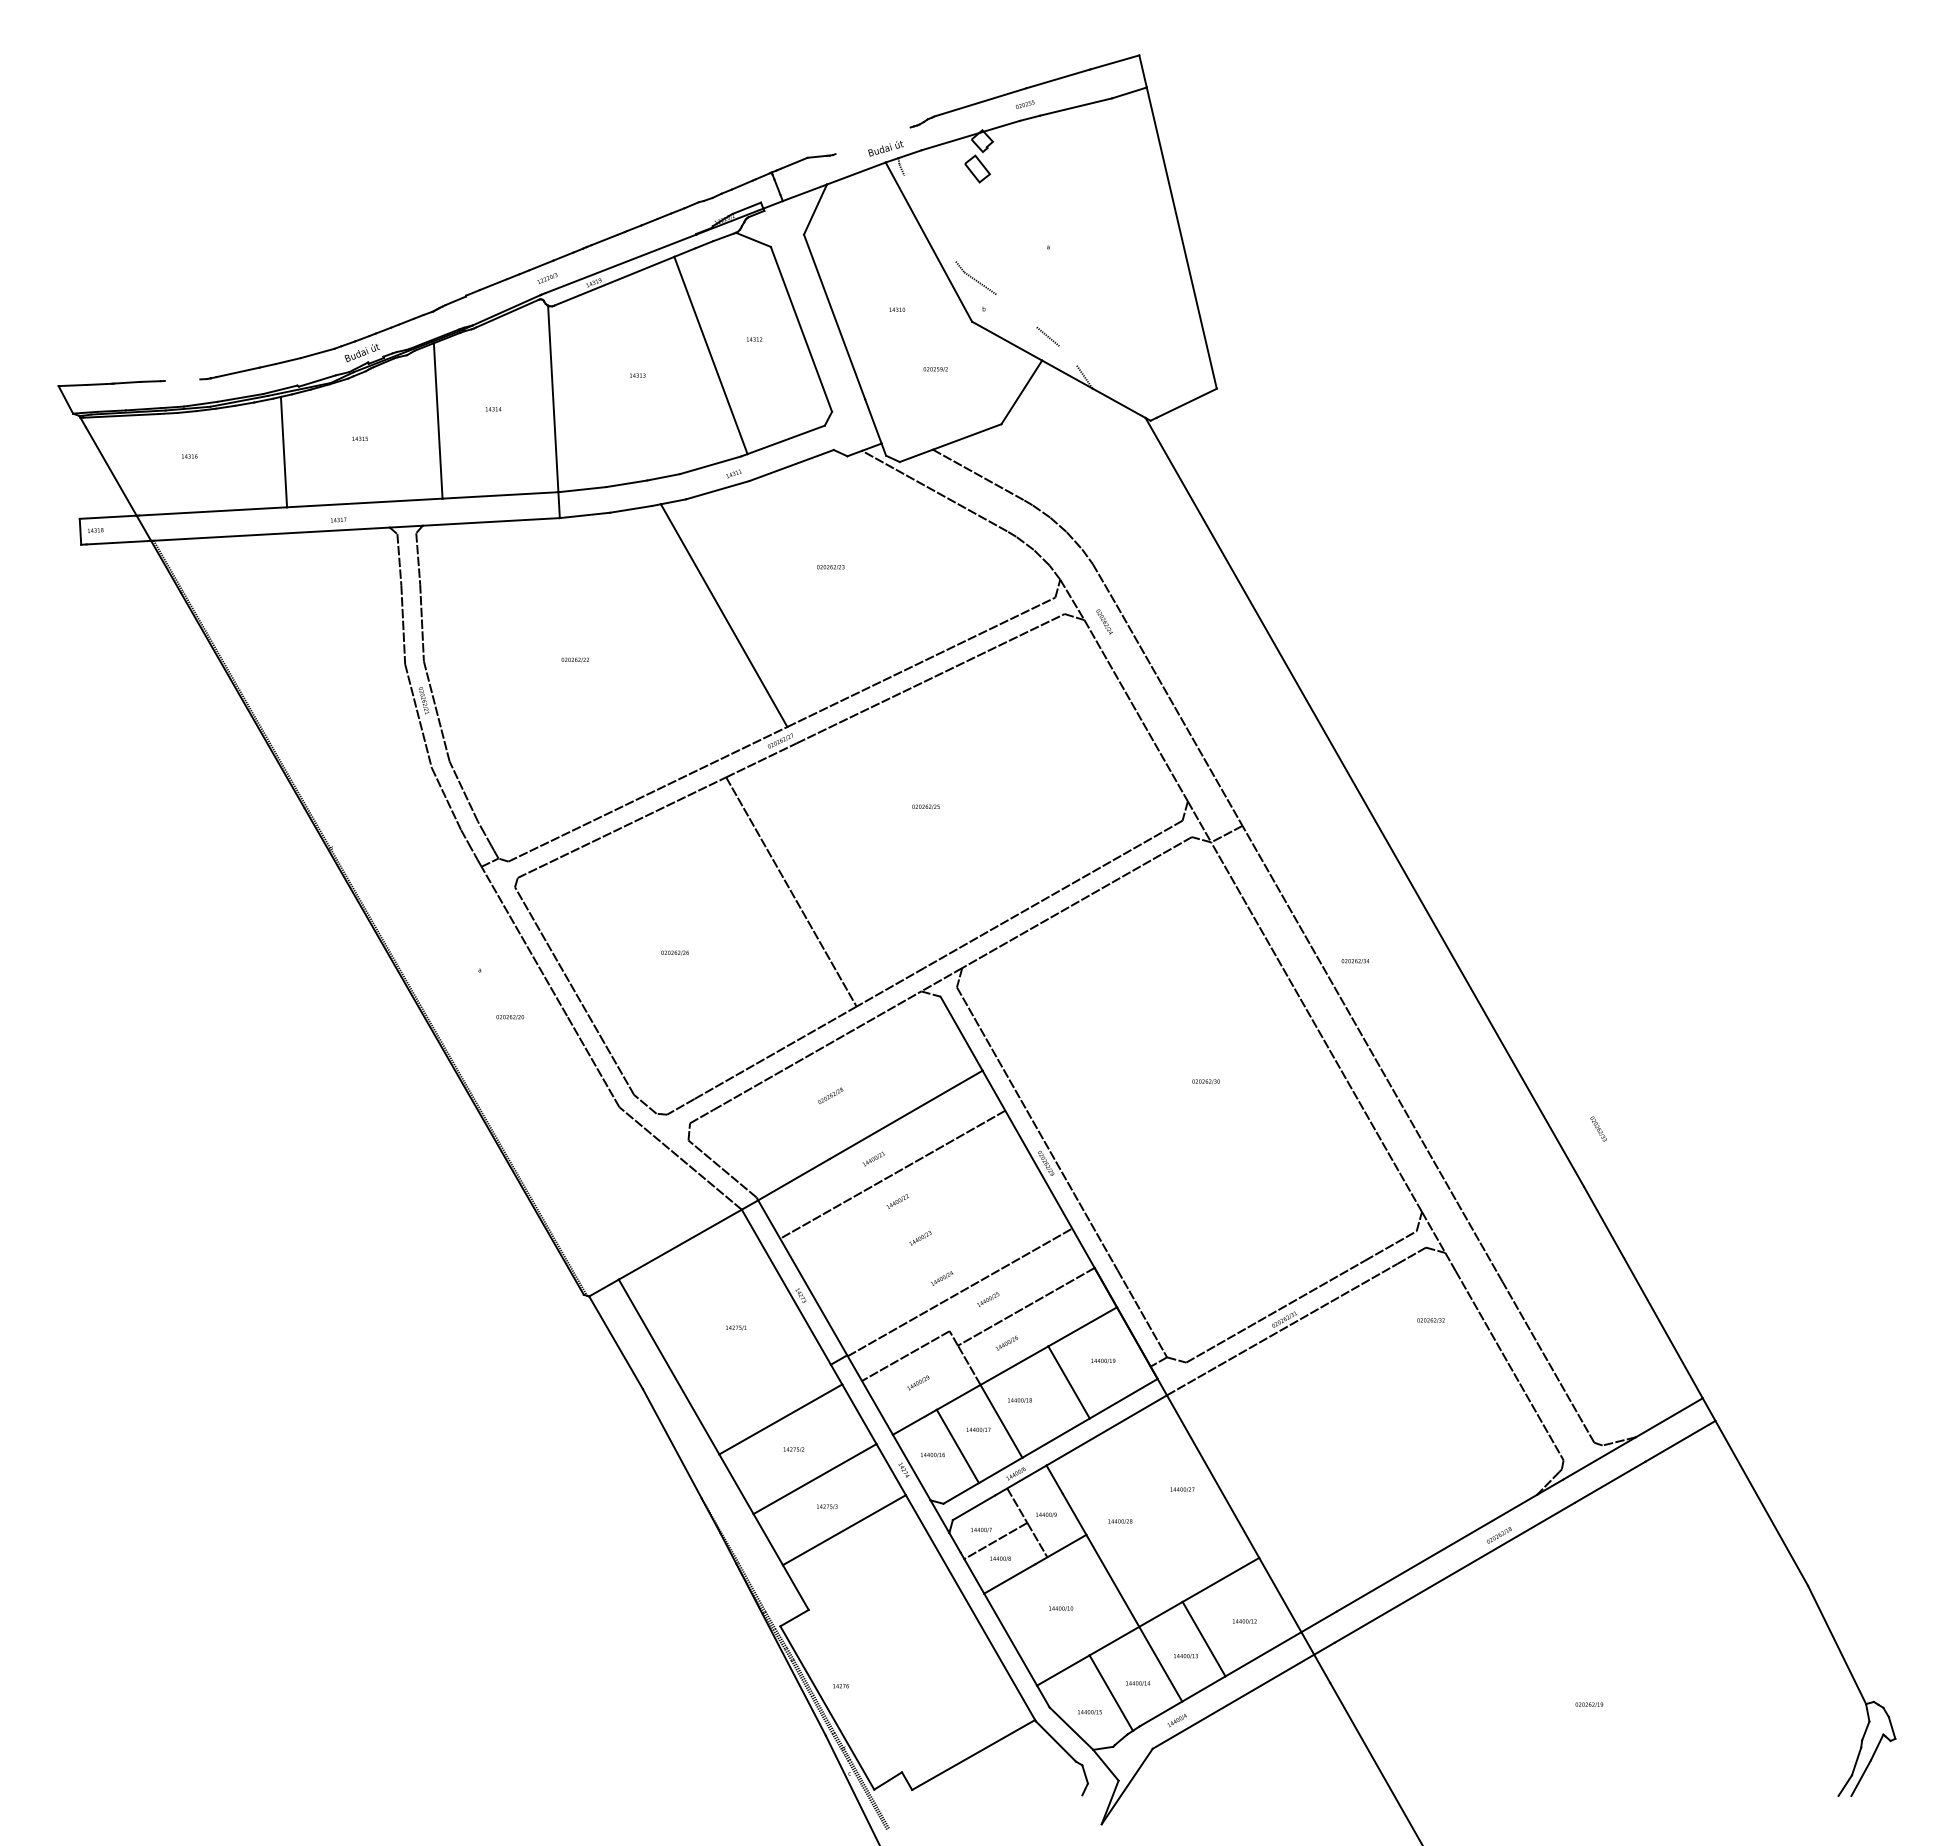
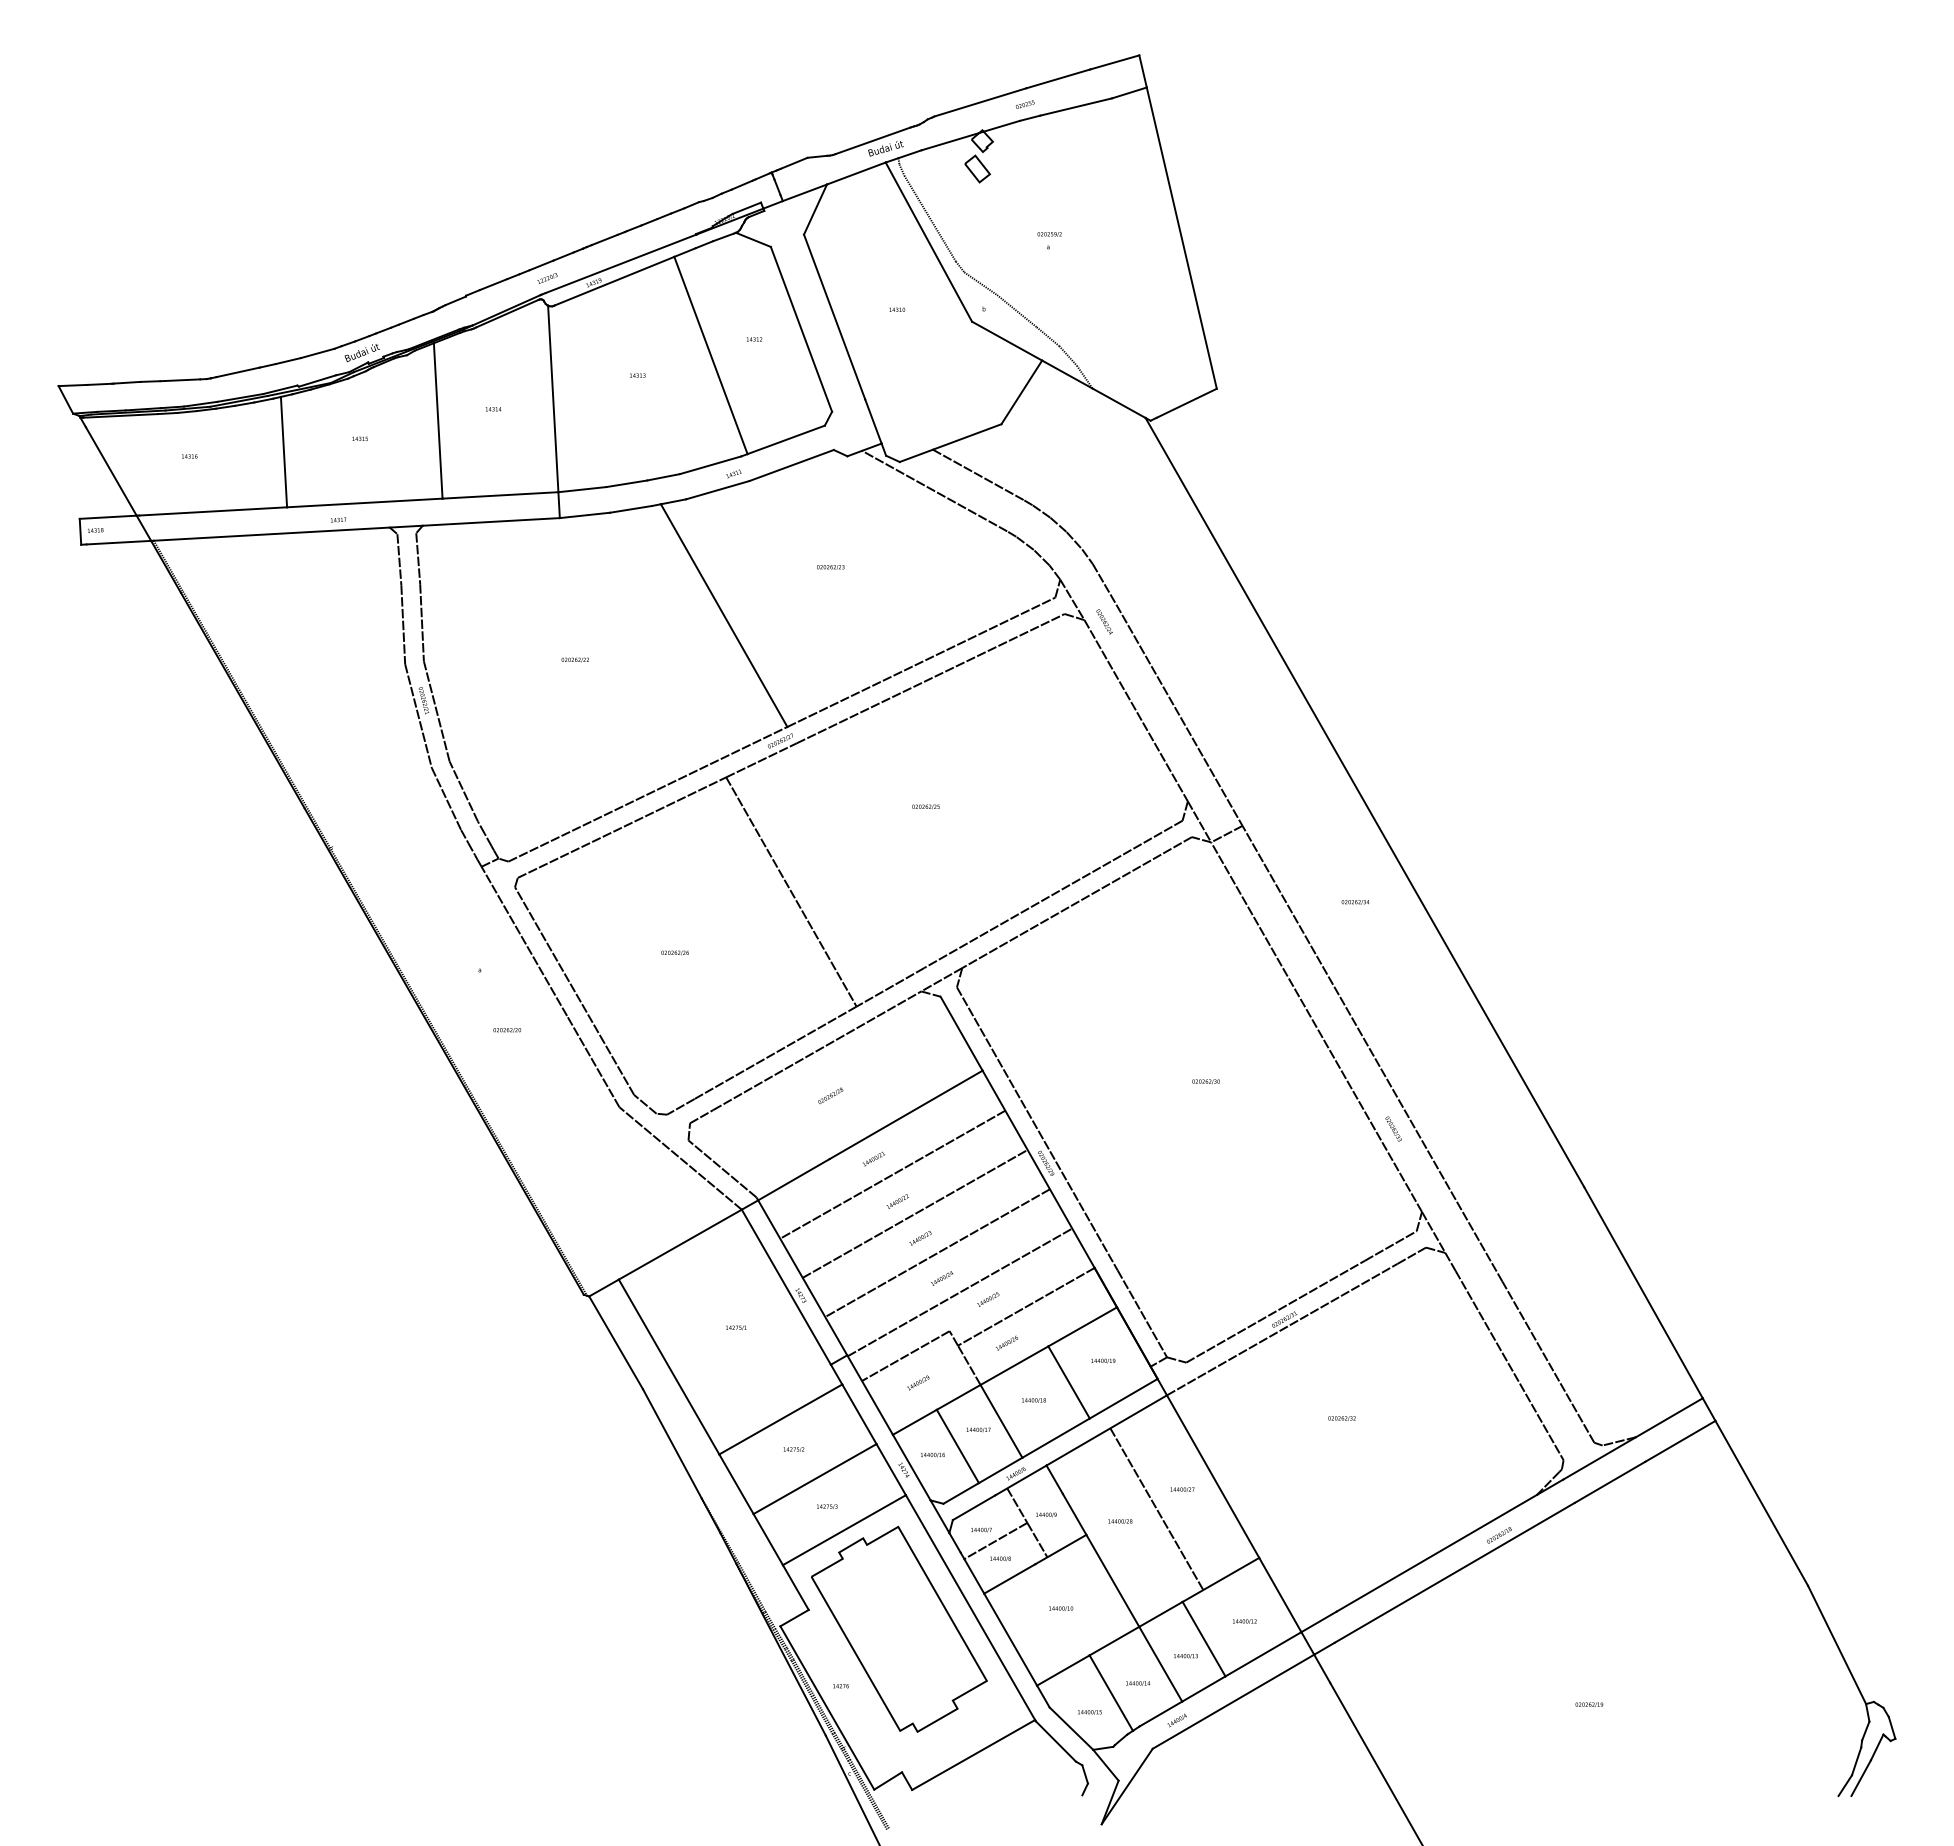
line: none -> present (872, 140)
line: none -> present (929, 218)
line: none -> present (1016, 311)
line: none -> present (1067, 355)
text position: (935, 369) -> (1049, 234) (1049, 234)
line: none -> present (182, 380)
text position: (1354, 961) -> (1354, 902) (1354, 902)
text position: (509, 1017) -> (506, 1030) (506, 1030)
text position: (1598, 1128) -> (1393, 1128) (1393, 1128)
line: none -> present (914, 1213)
line: none -> present (937, 1253)
text position: (1430, 1320) -> (1341, 1418) (1341, 1418)
text position: (1019, 1400) -> (1033, 1400) (1033, 1400)
line: none -> present (1156, 1509)
part: none -> present (899, 1628)
